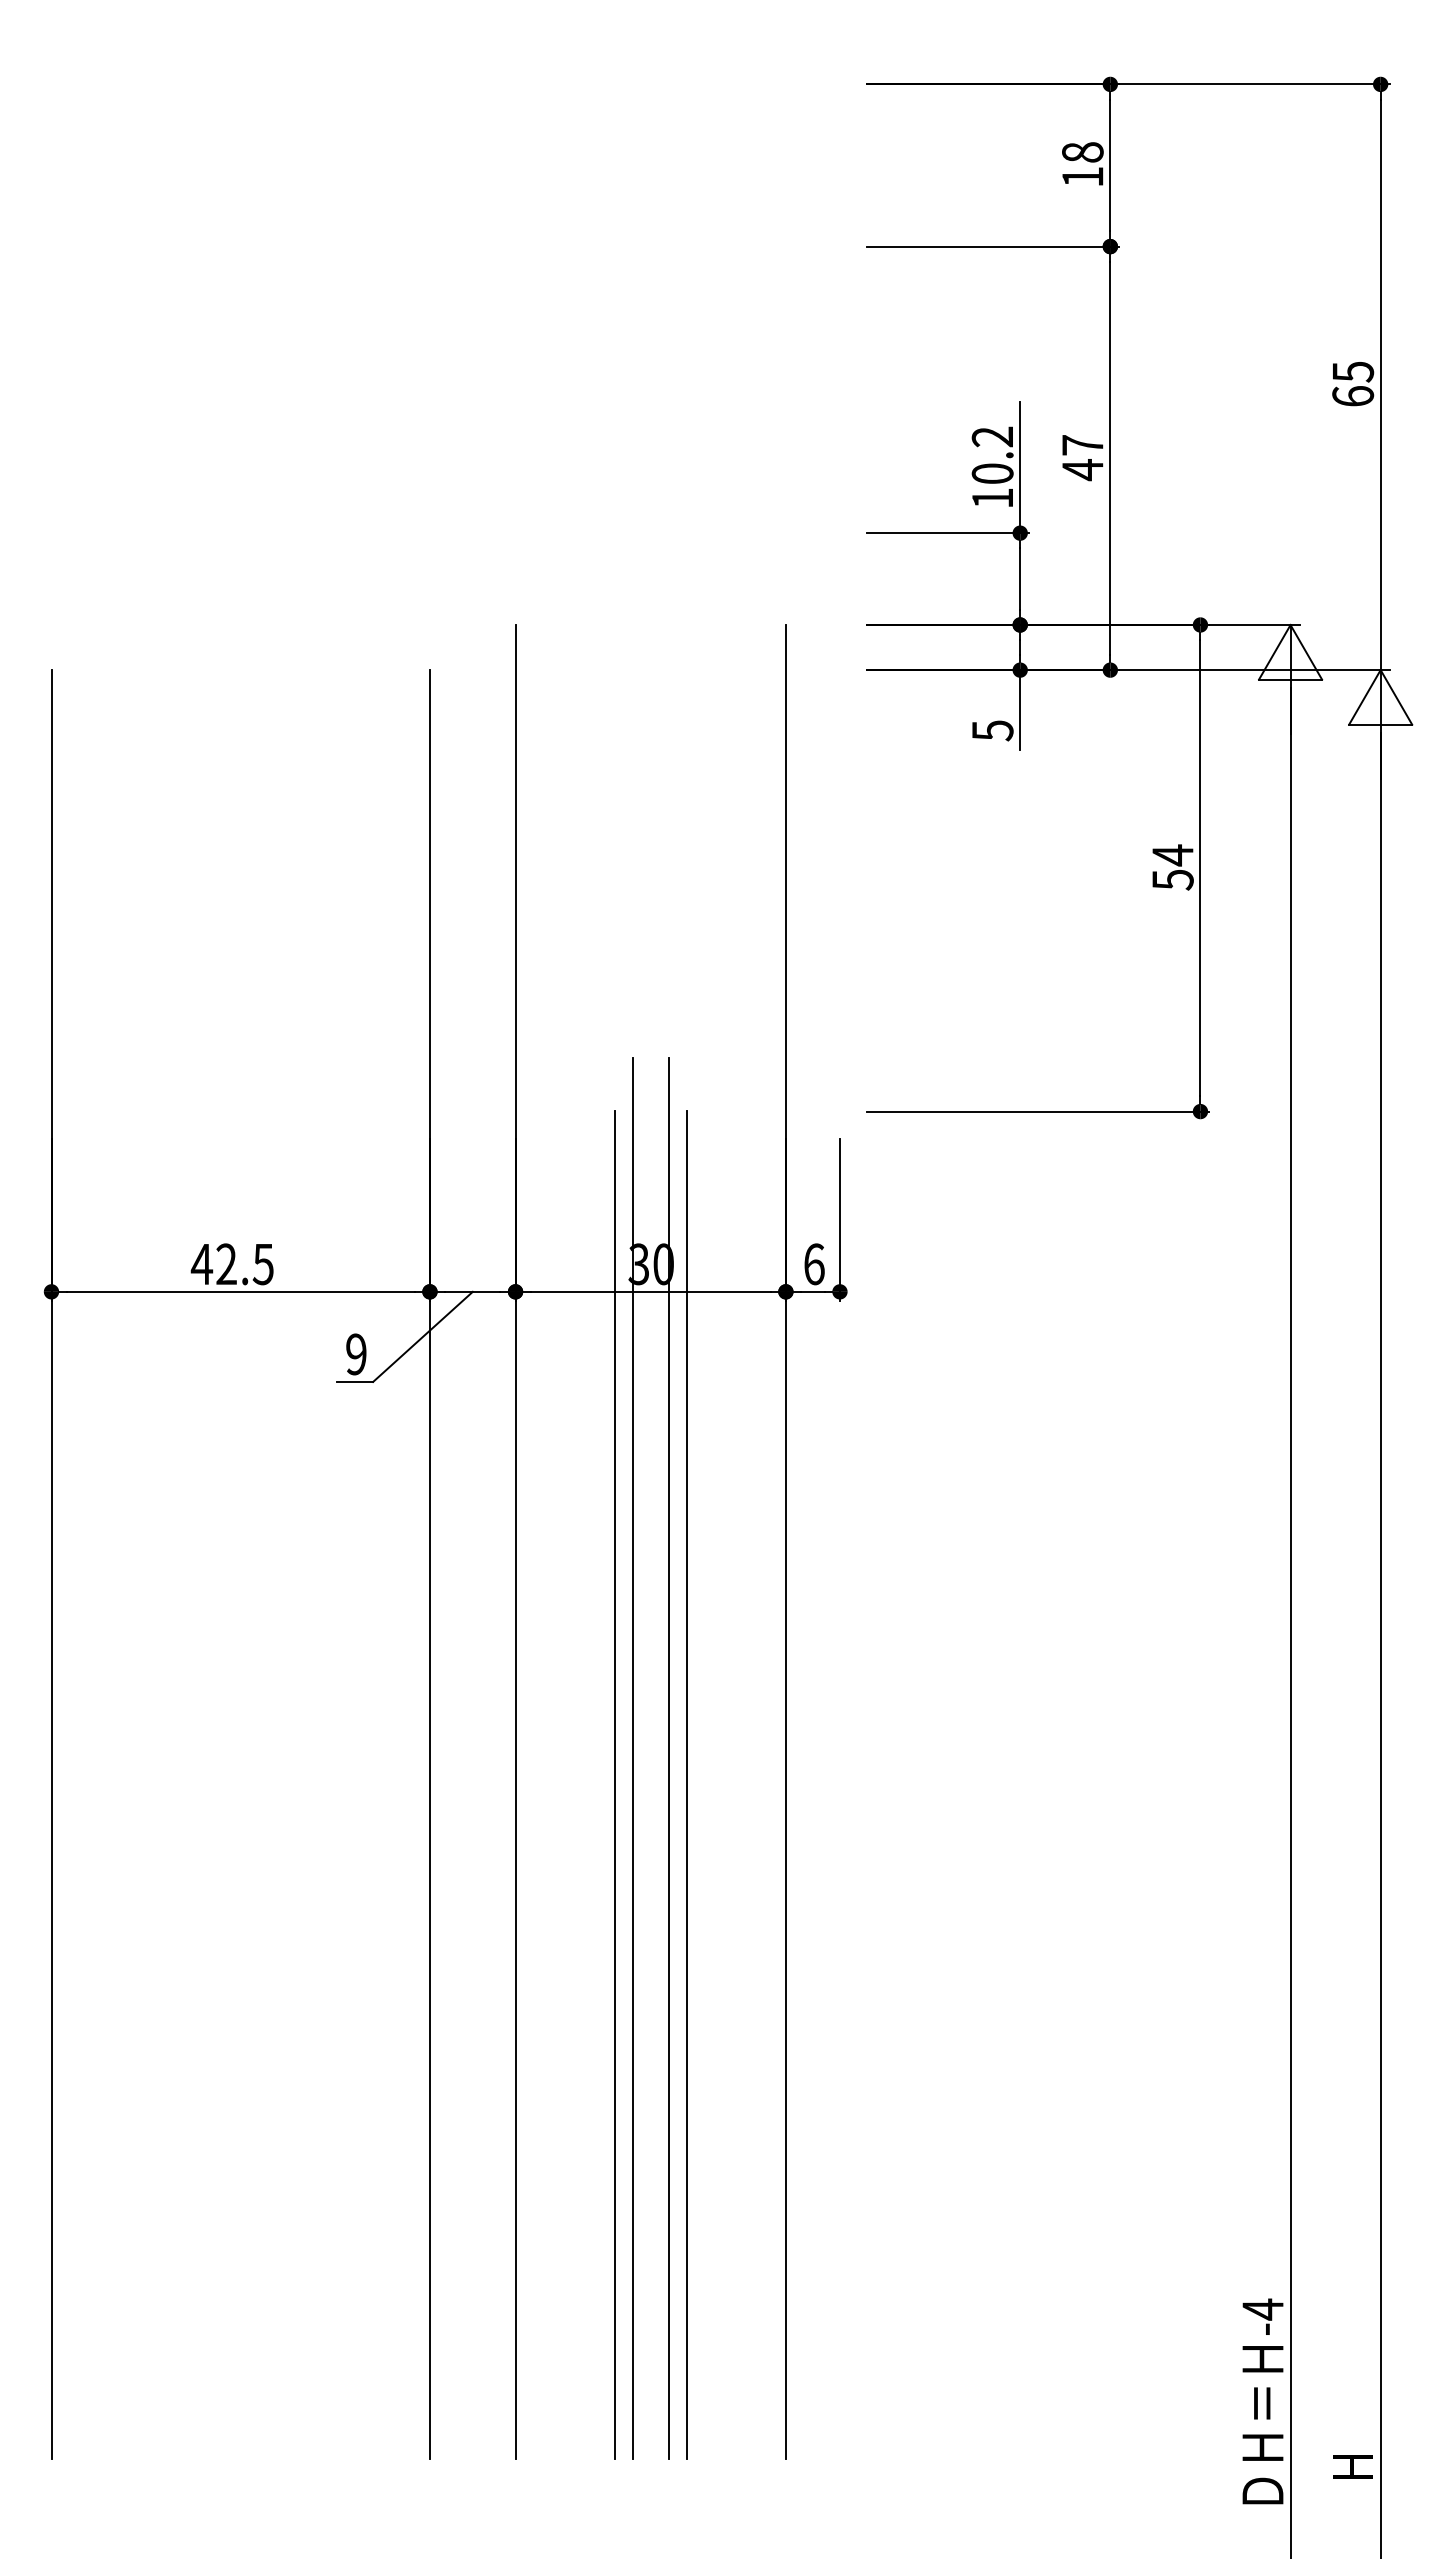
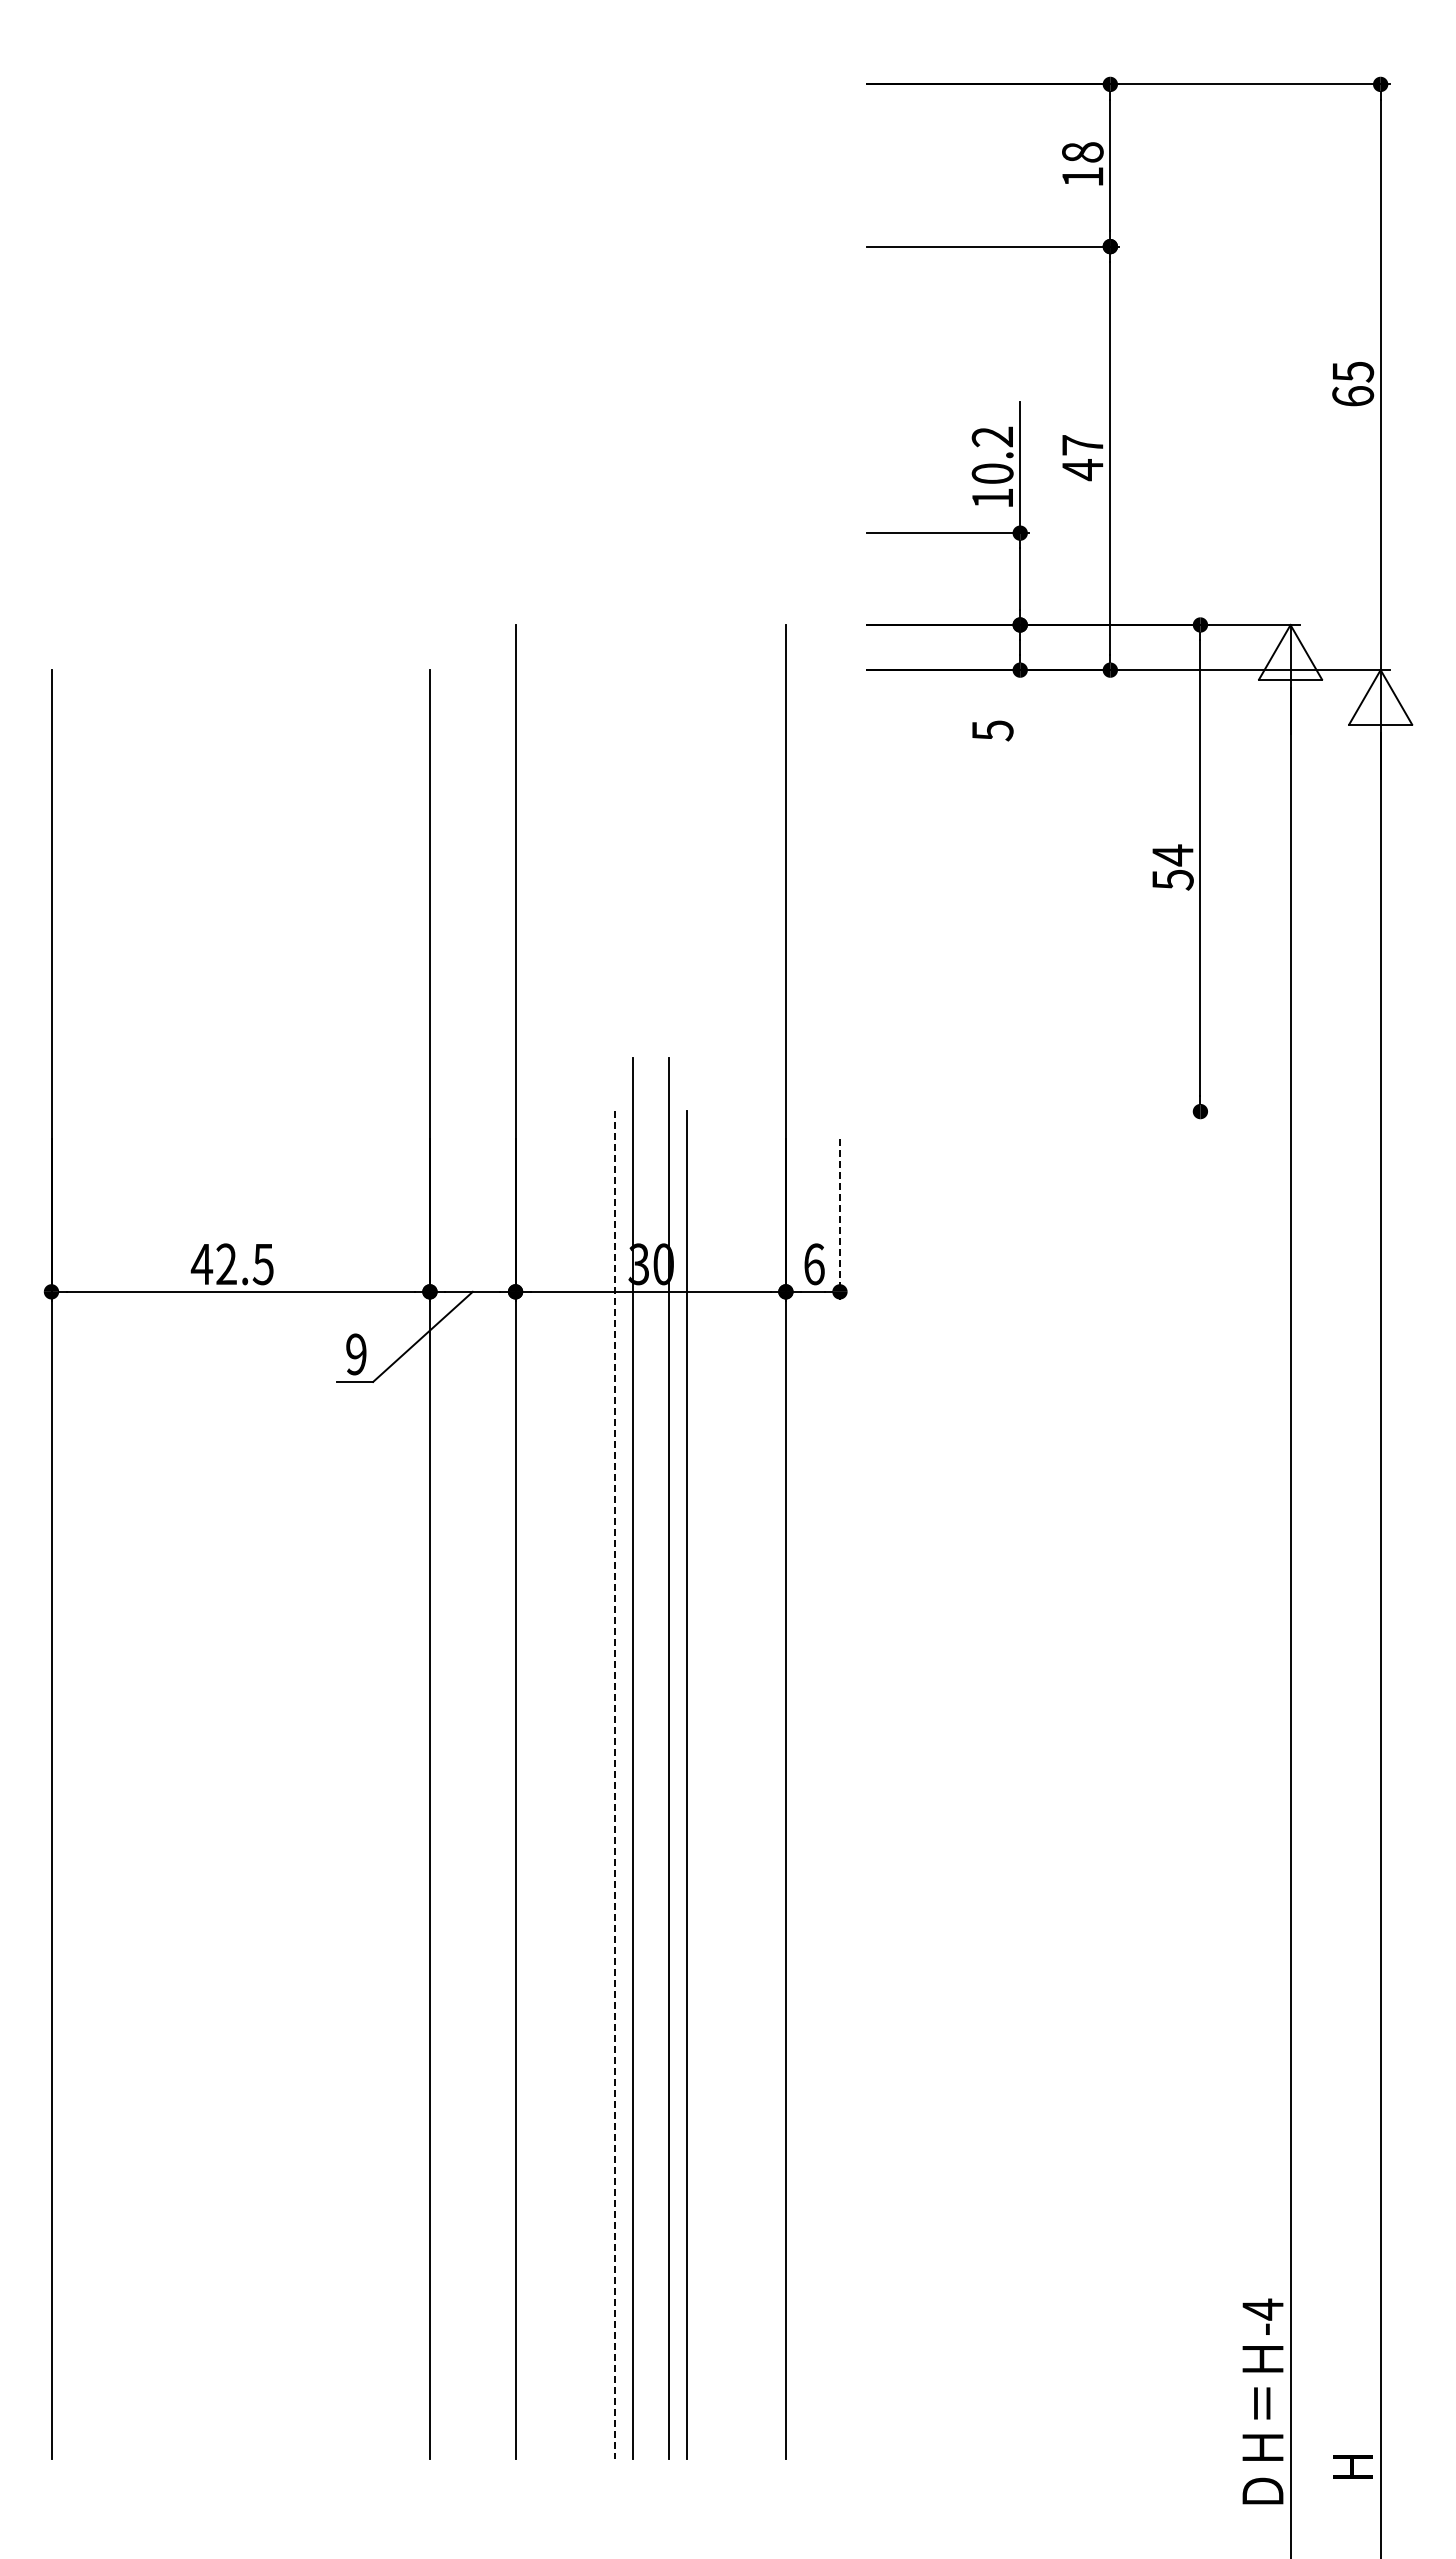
line: present -> none (1020, 710)
line: present -> none (1038, 1111)
line: solid -> dashed (840, 1220)
line: solid -> dashed (614, 1785)
